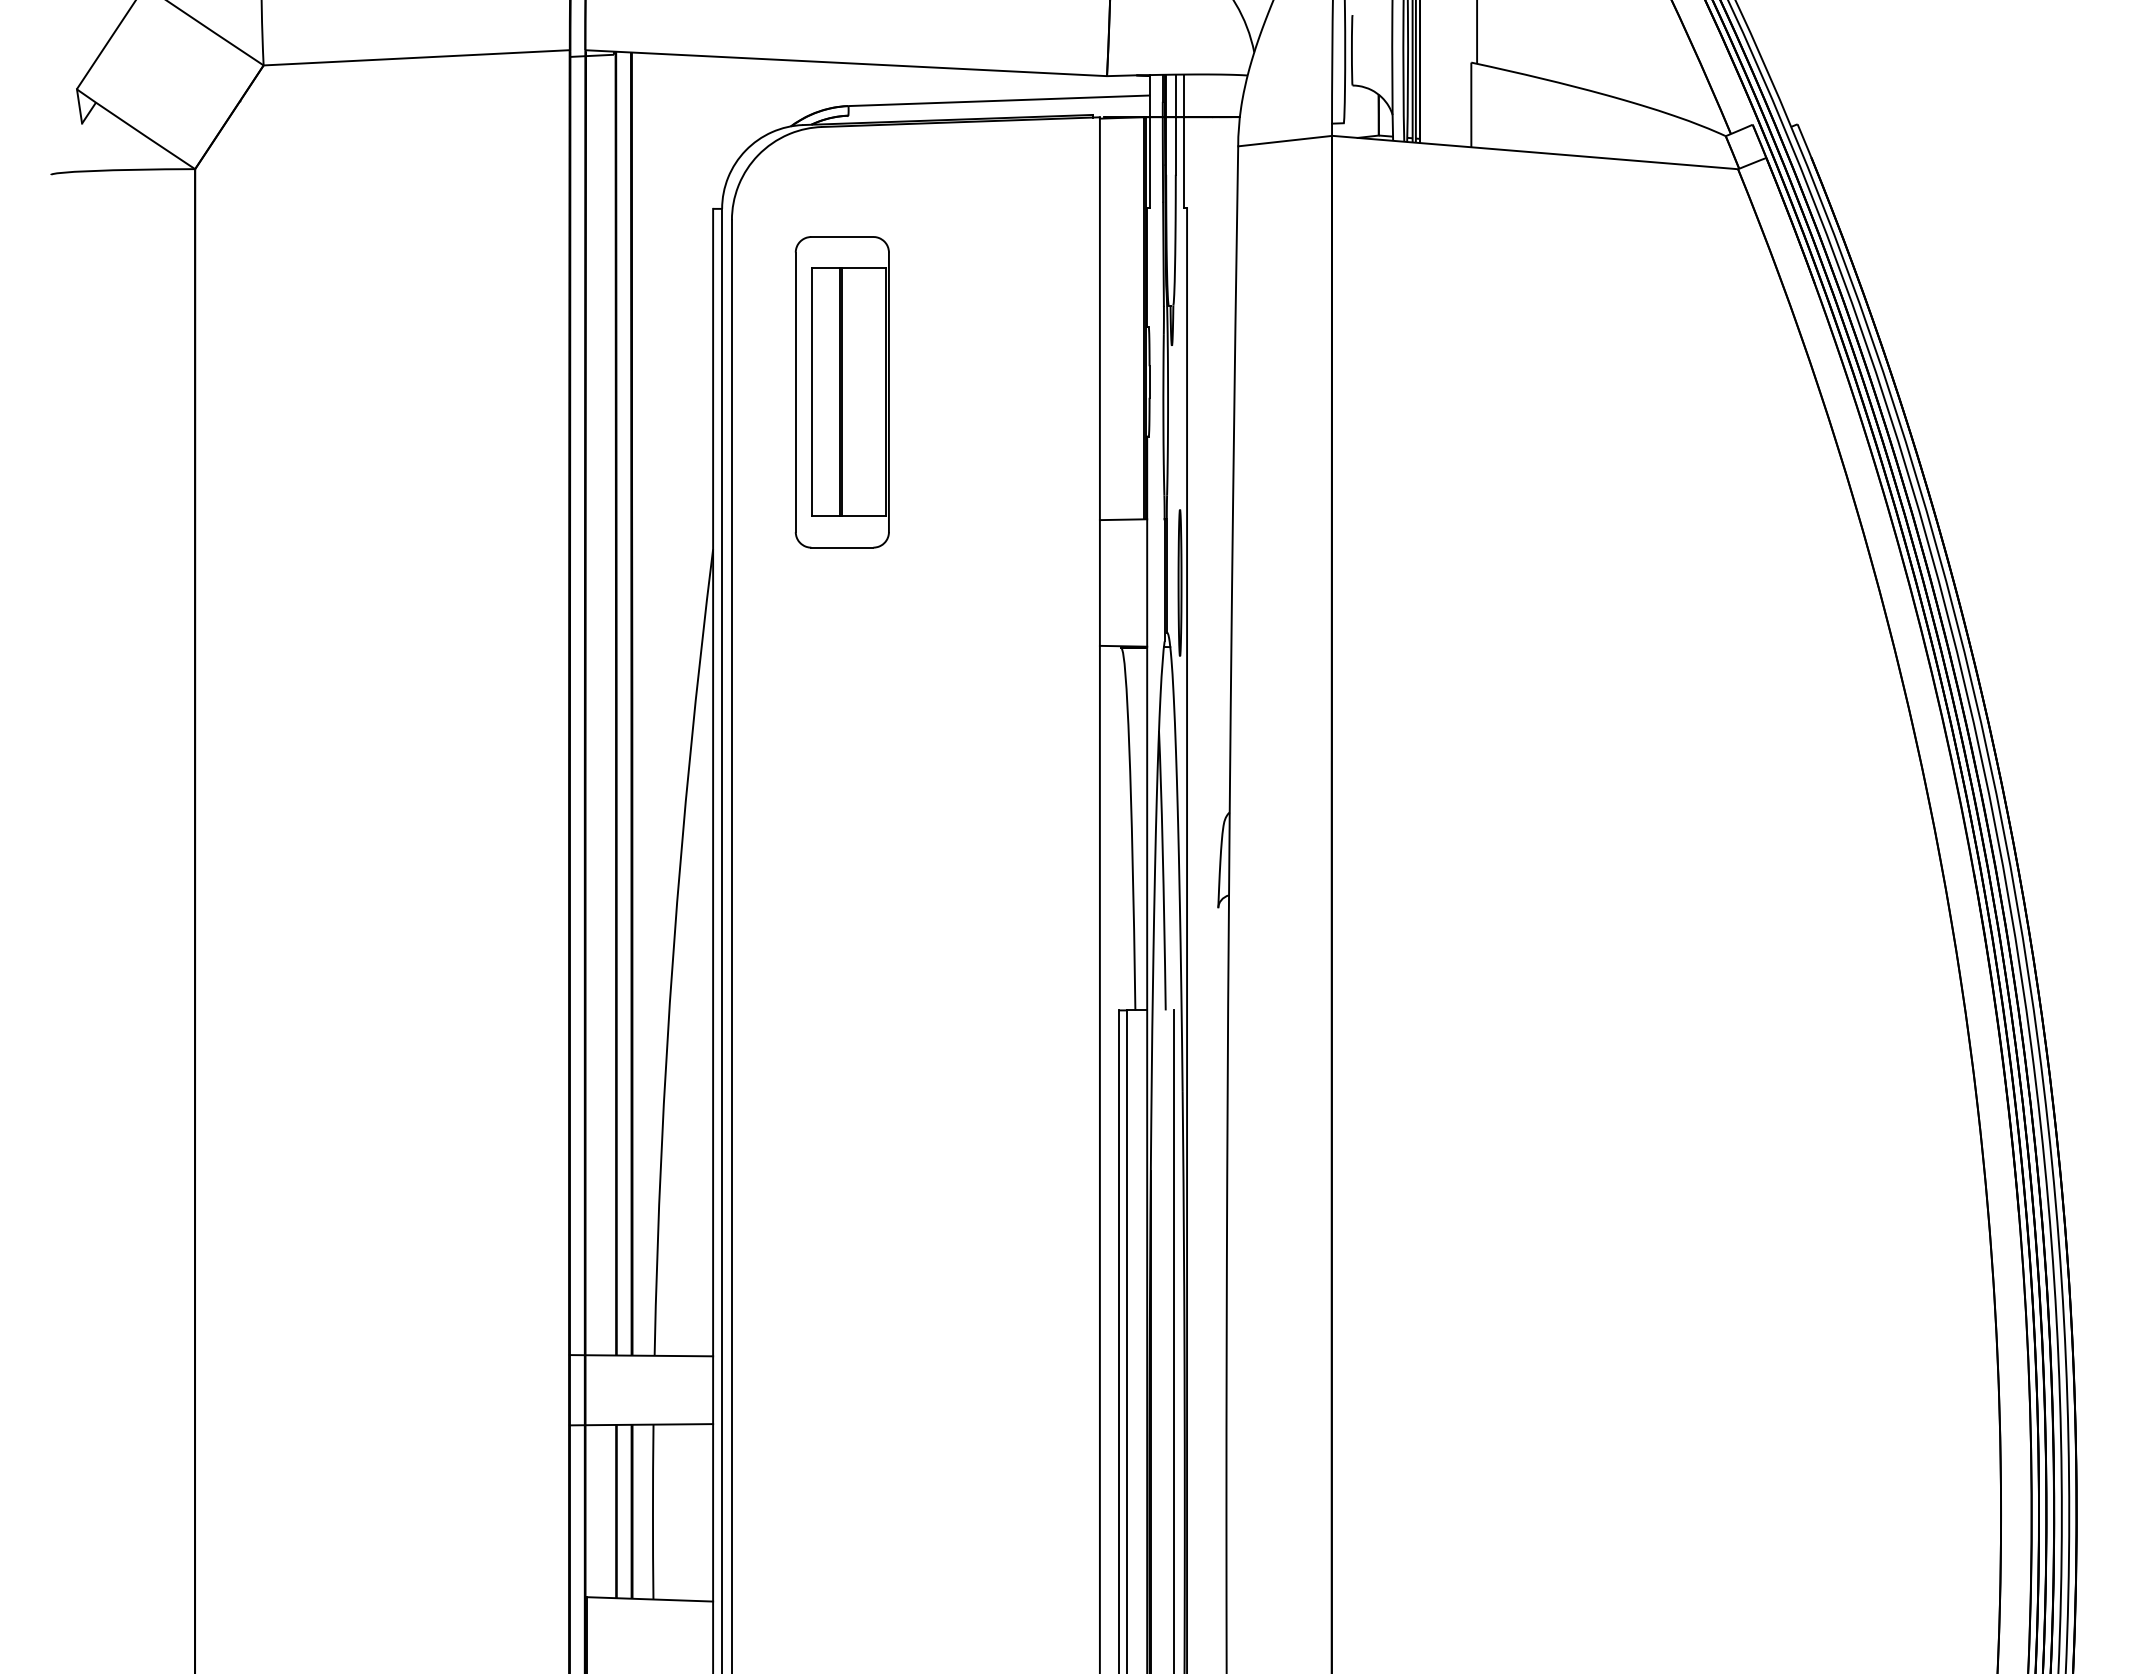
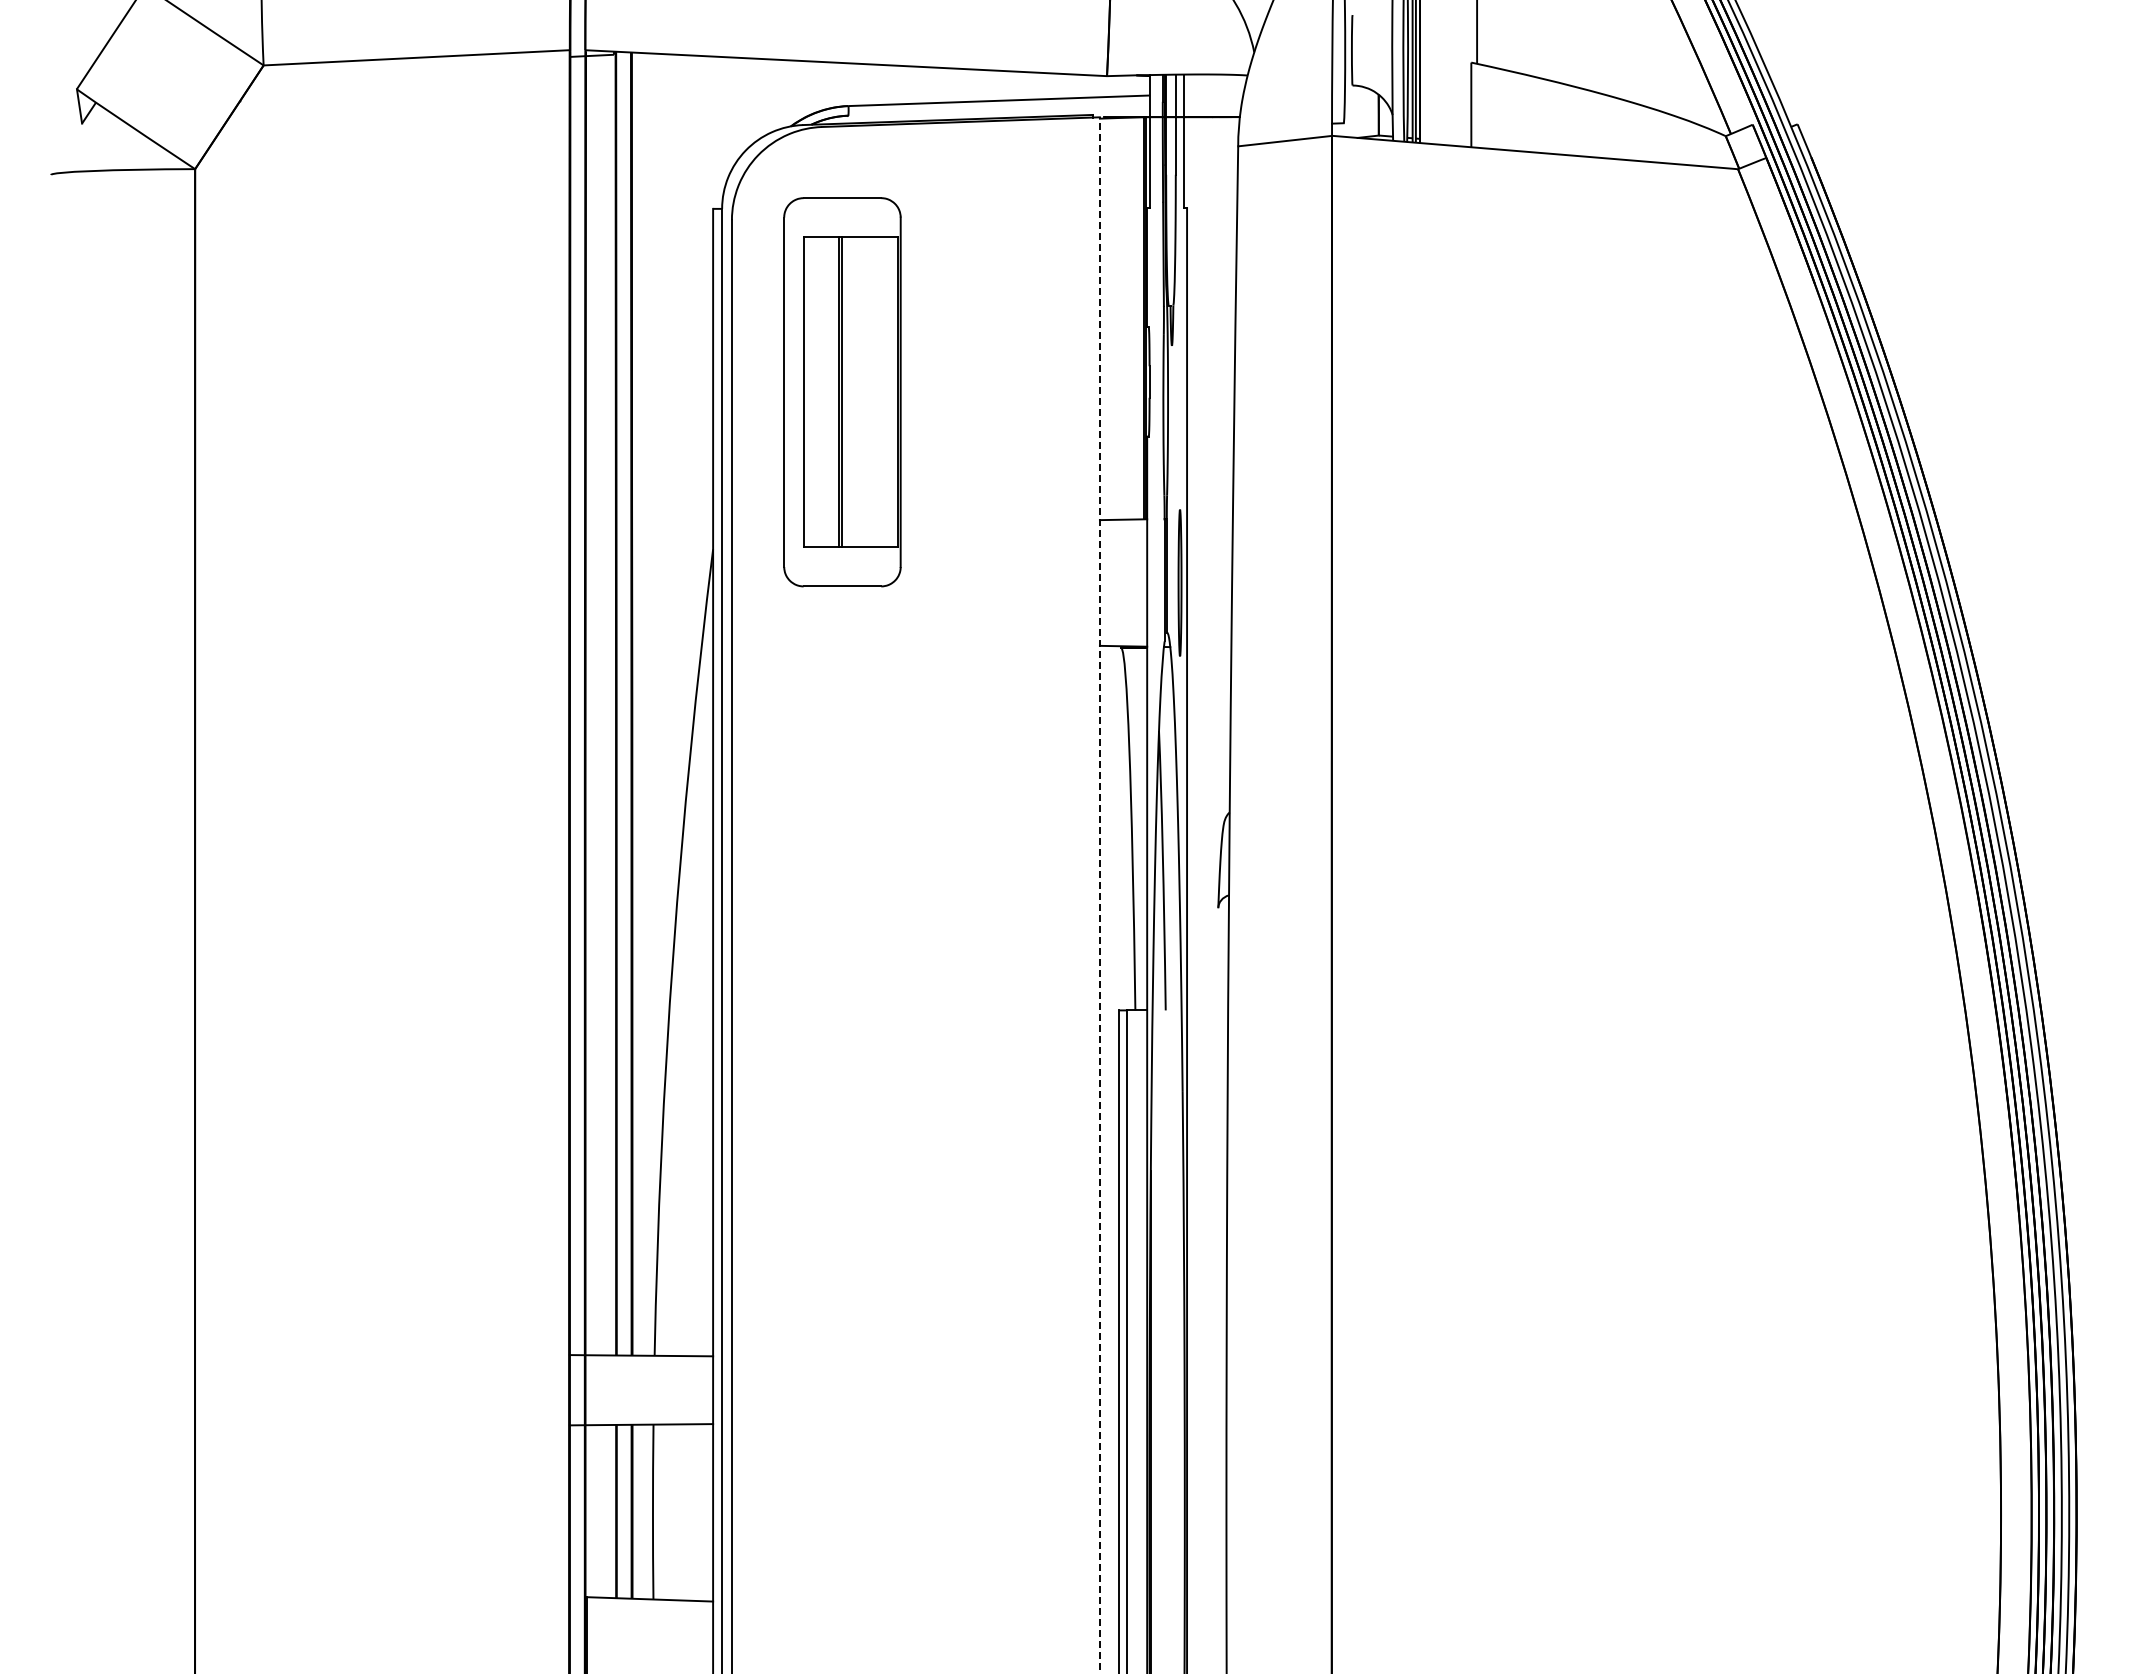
part size: 96x313 px -> 119x391 px (842, 392)
line: solid -> dashed (1099, 895)
line: present -> none (1174, 1340)
